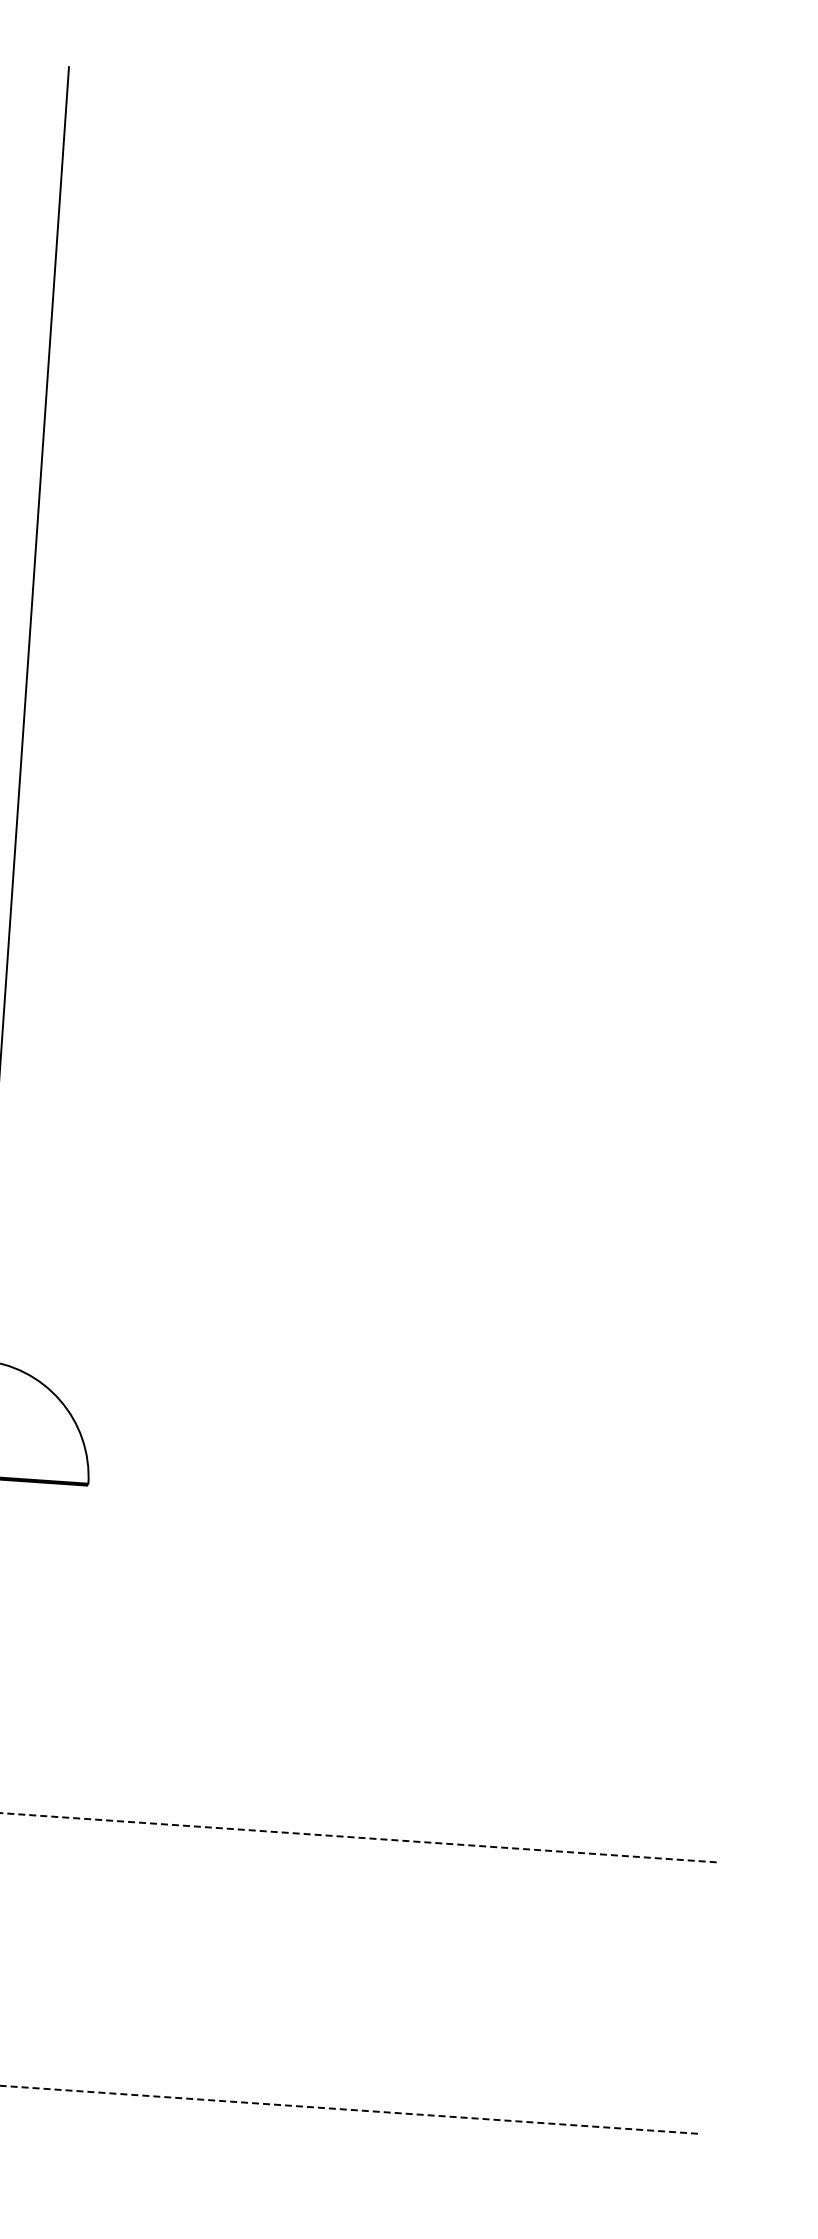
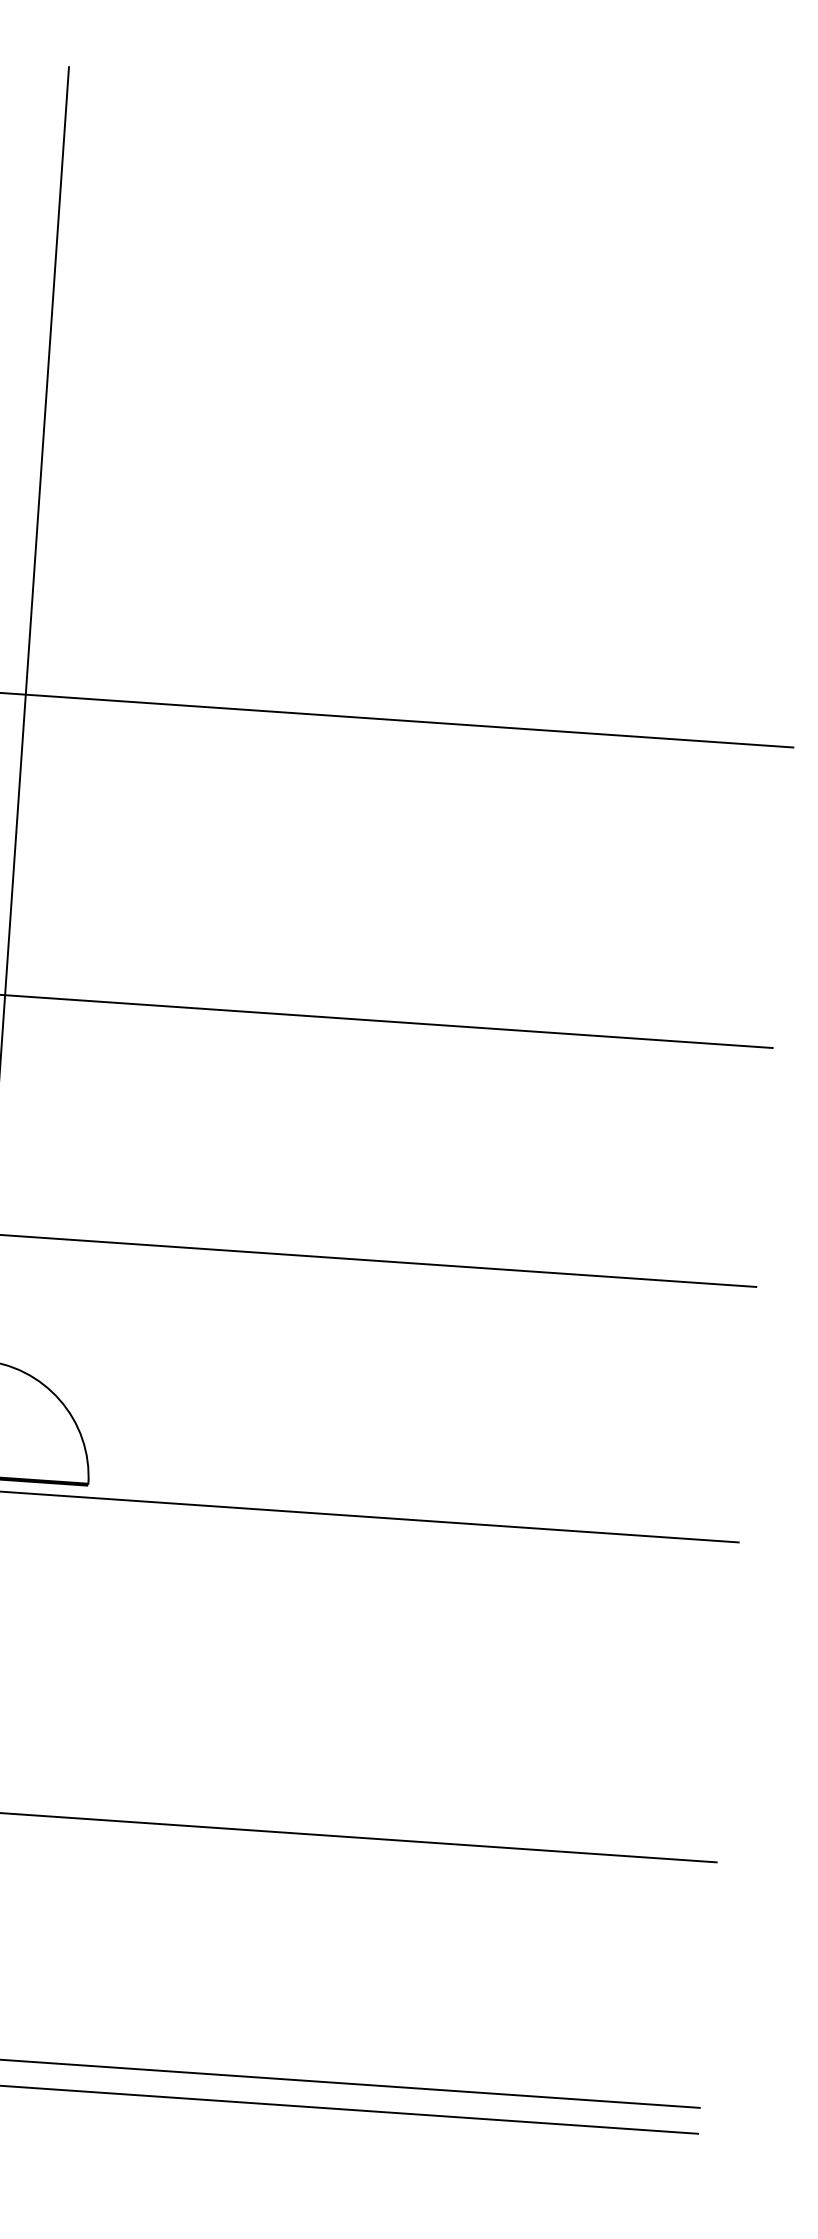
line: none -> present (397, 720)
line: none -> present (387, 1021)
line: none -> present (379, 1260)
line: none -> present (370, 1516)
line: dashed -> solid (358, 1837)
line: none -> present (350, 2083)
line: dashed -> solid (348, 2109)
